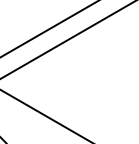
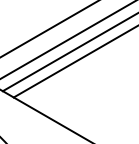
line: none -> present (68, 52)
line: none -> present (74, 62)
